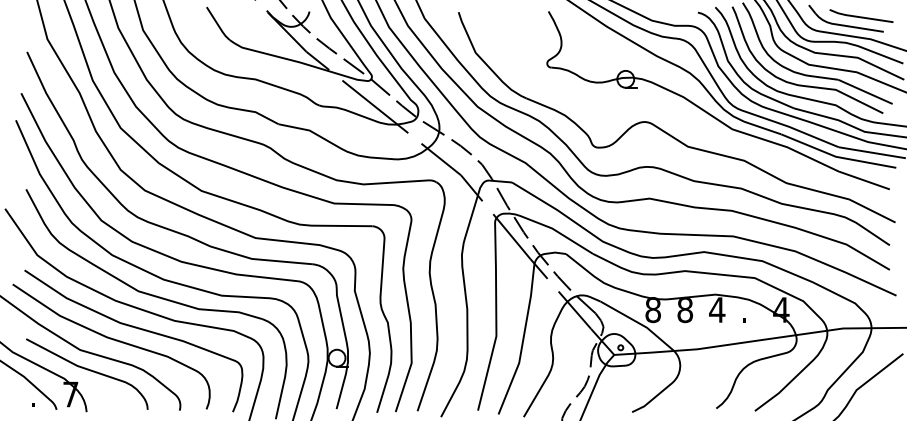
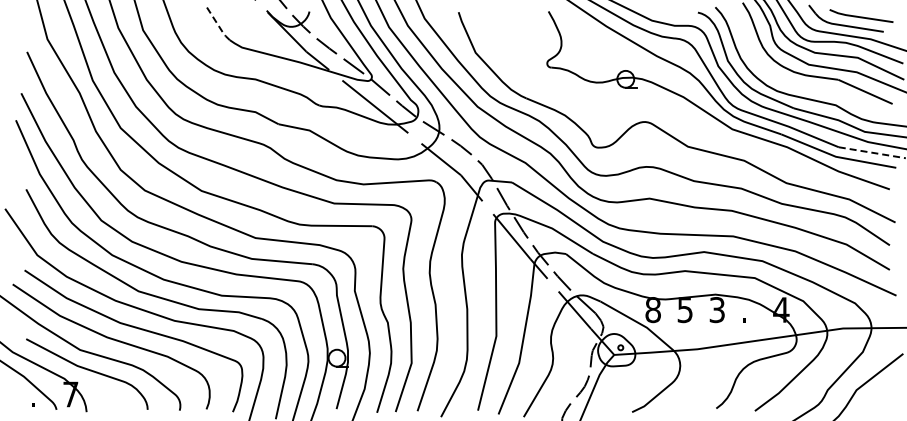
line: solid -> dashed (217, 24)
curve: present -> none (802, 84)
line: solid -> dashed (872, 152)
text: 8 -> 5 (685, 310)
text: 4 -> 3 (717, 310)
